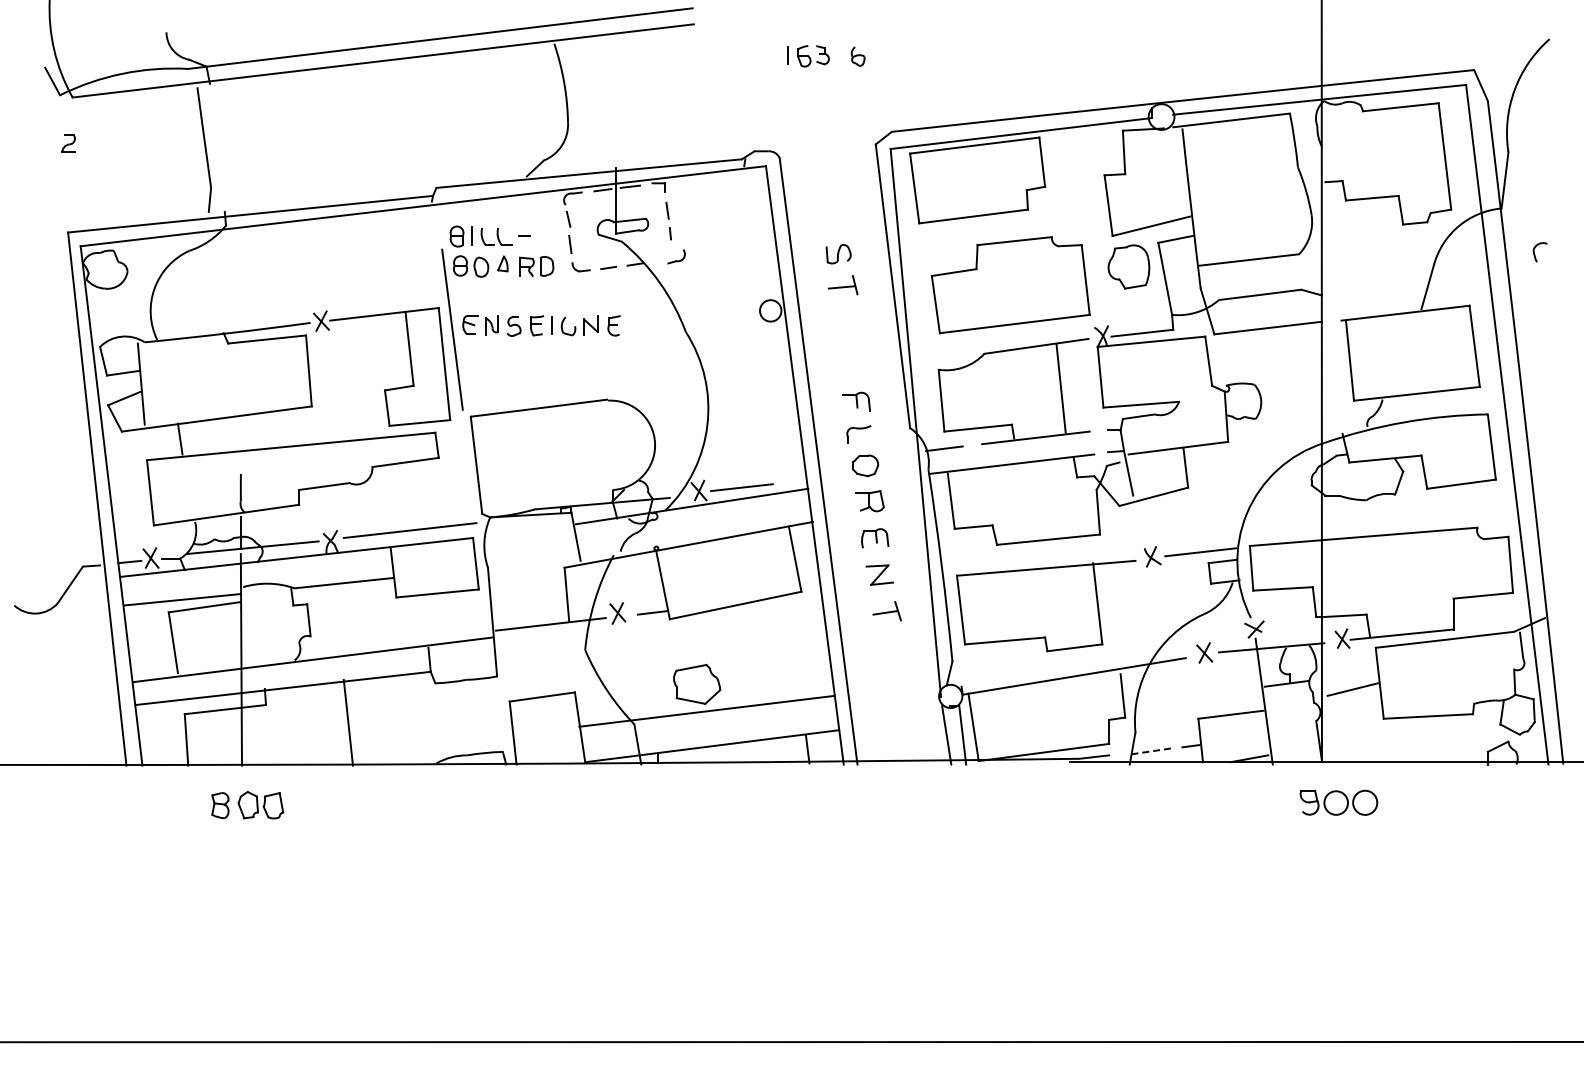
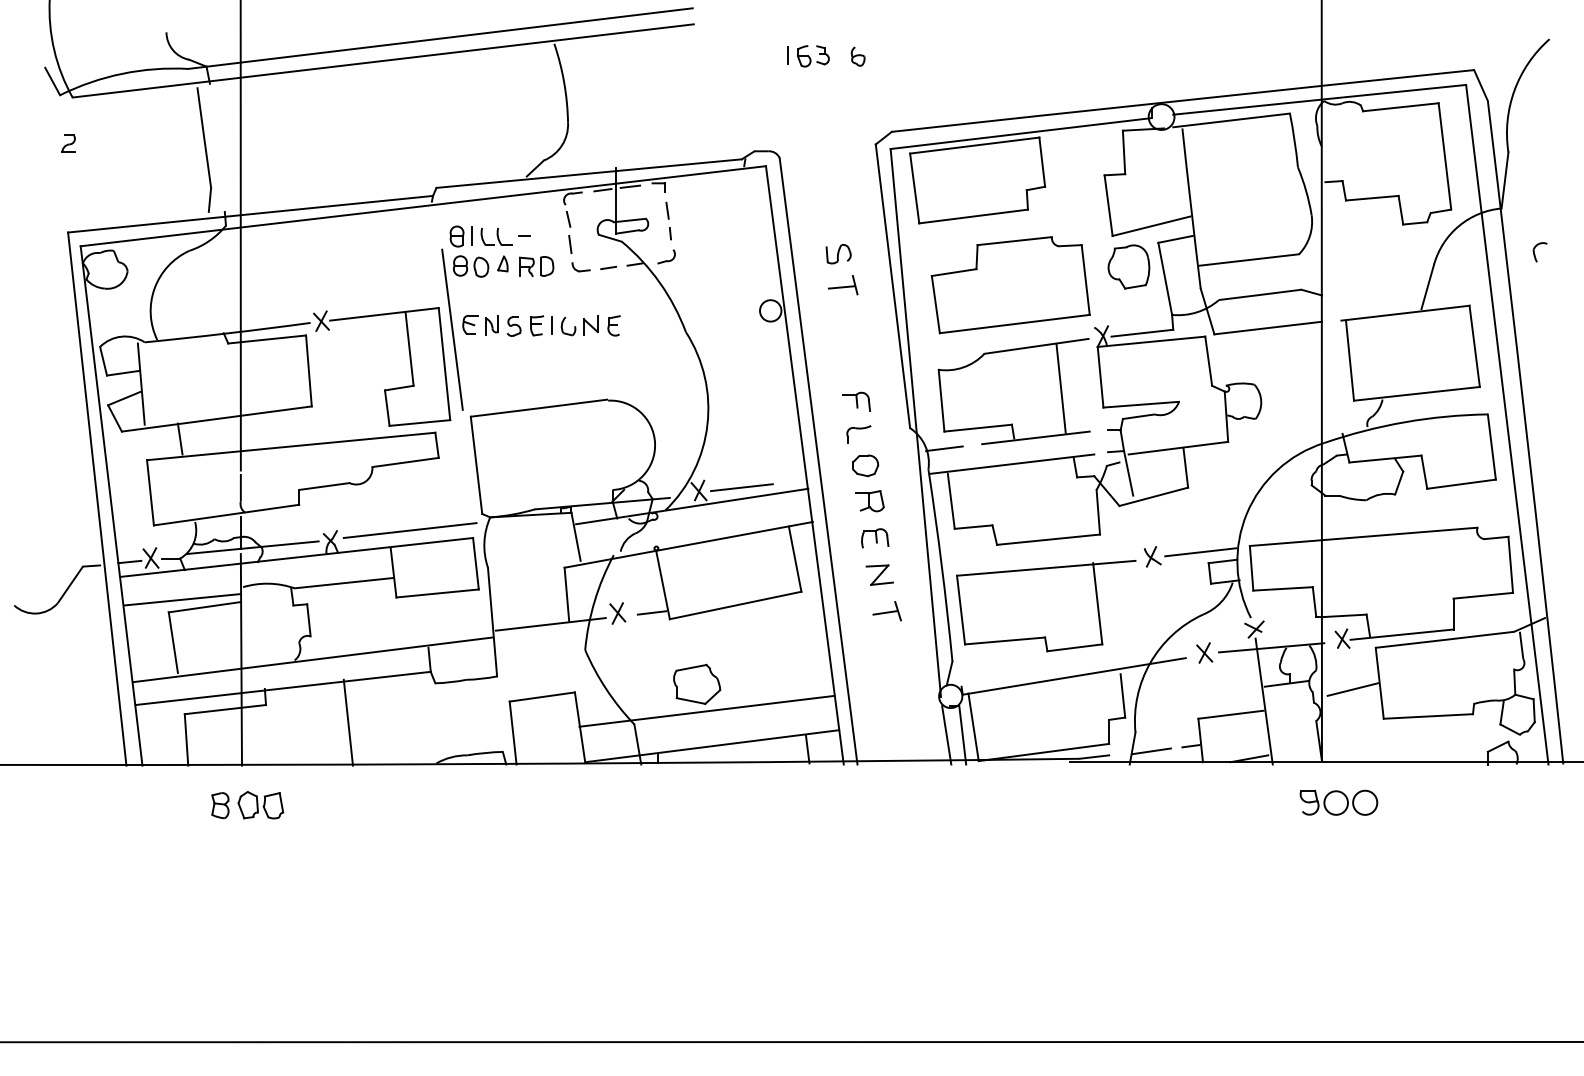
line: none -> present (240, 236)
part position: (676, 256) -> (666, 256) (666, 256)
line: dashed -> solid (1151, 751)
